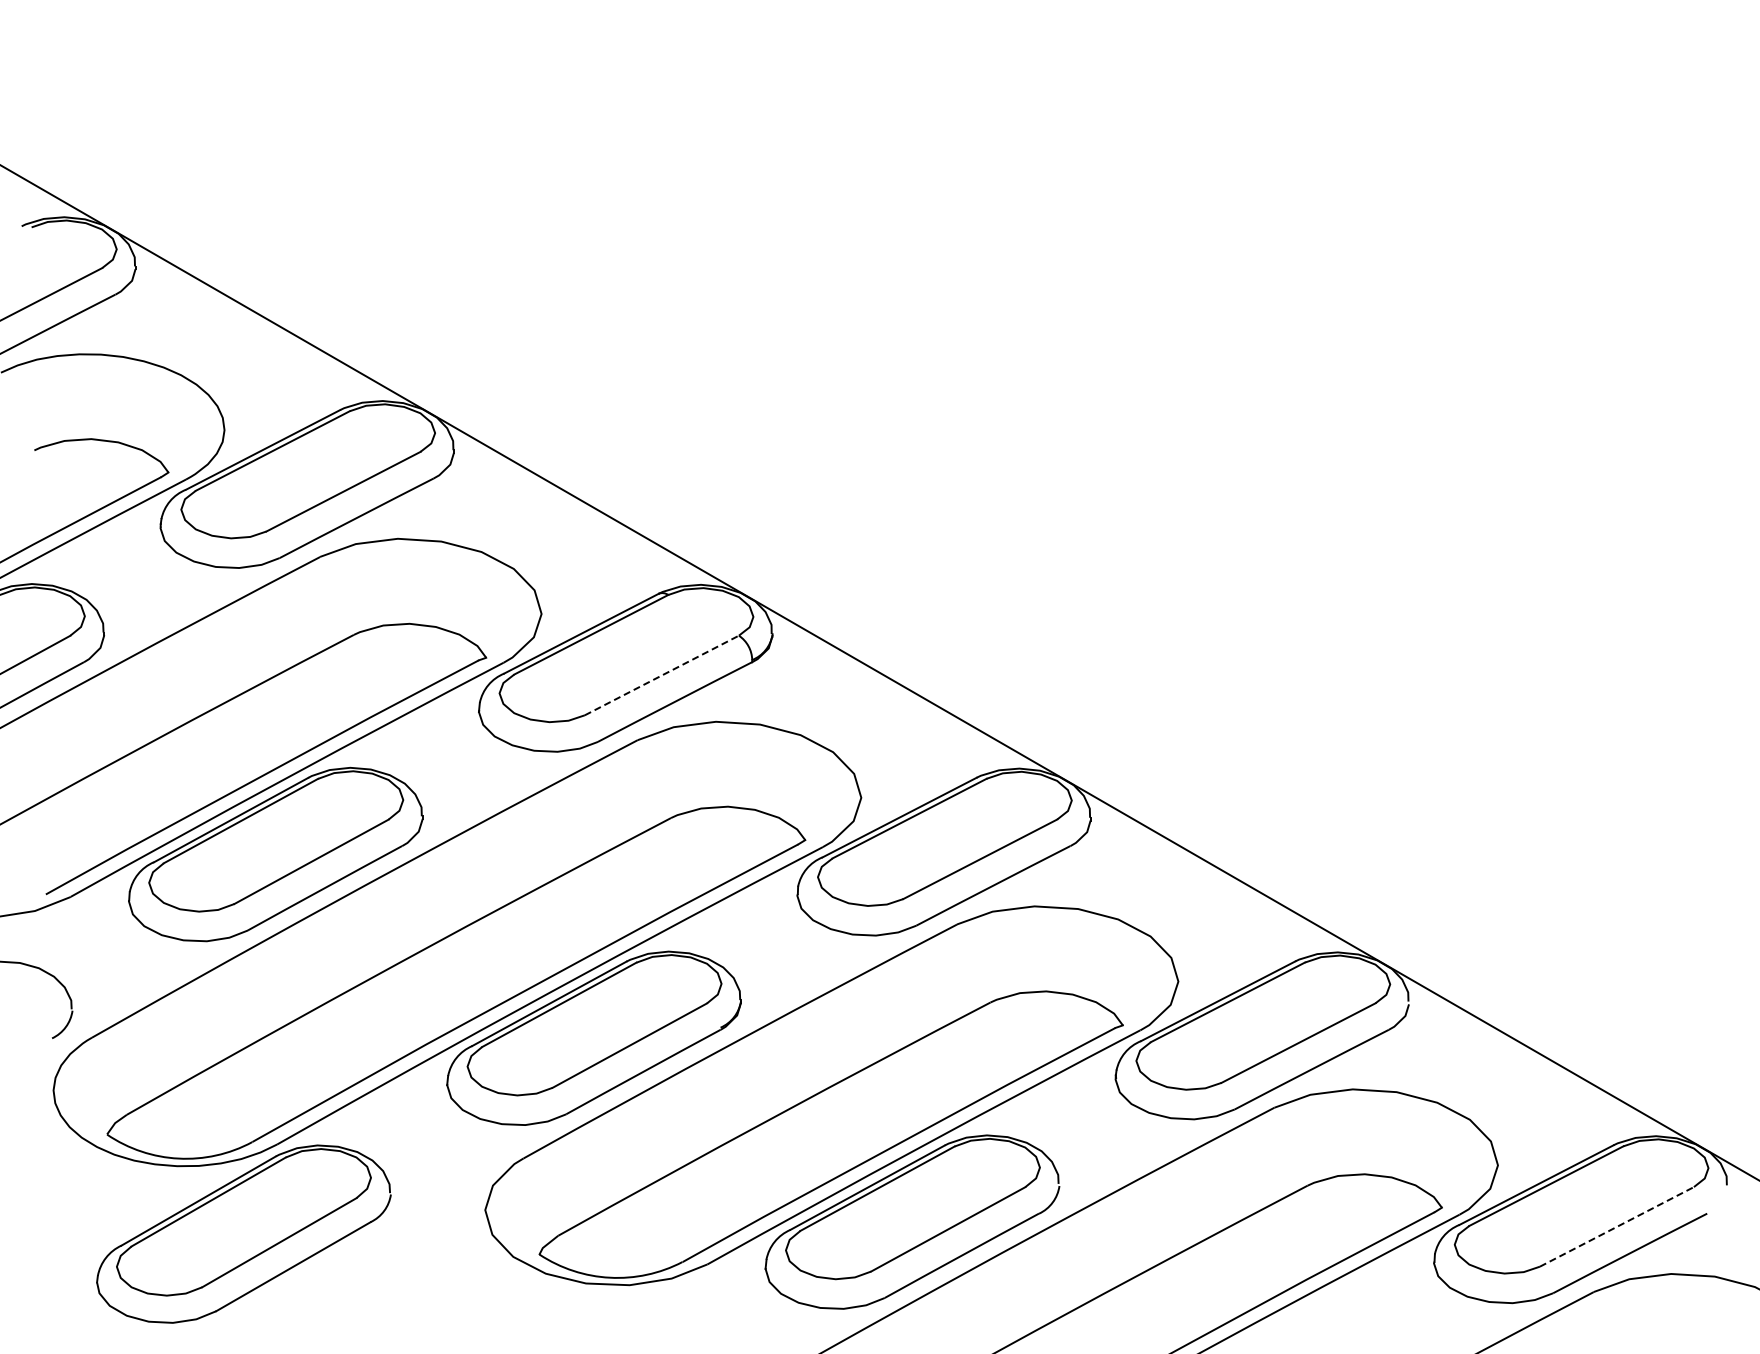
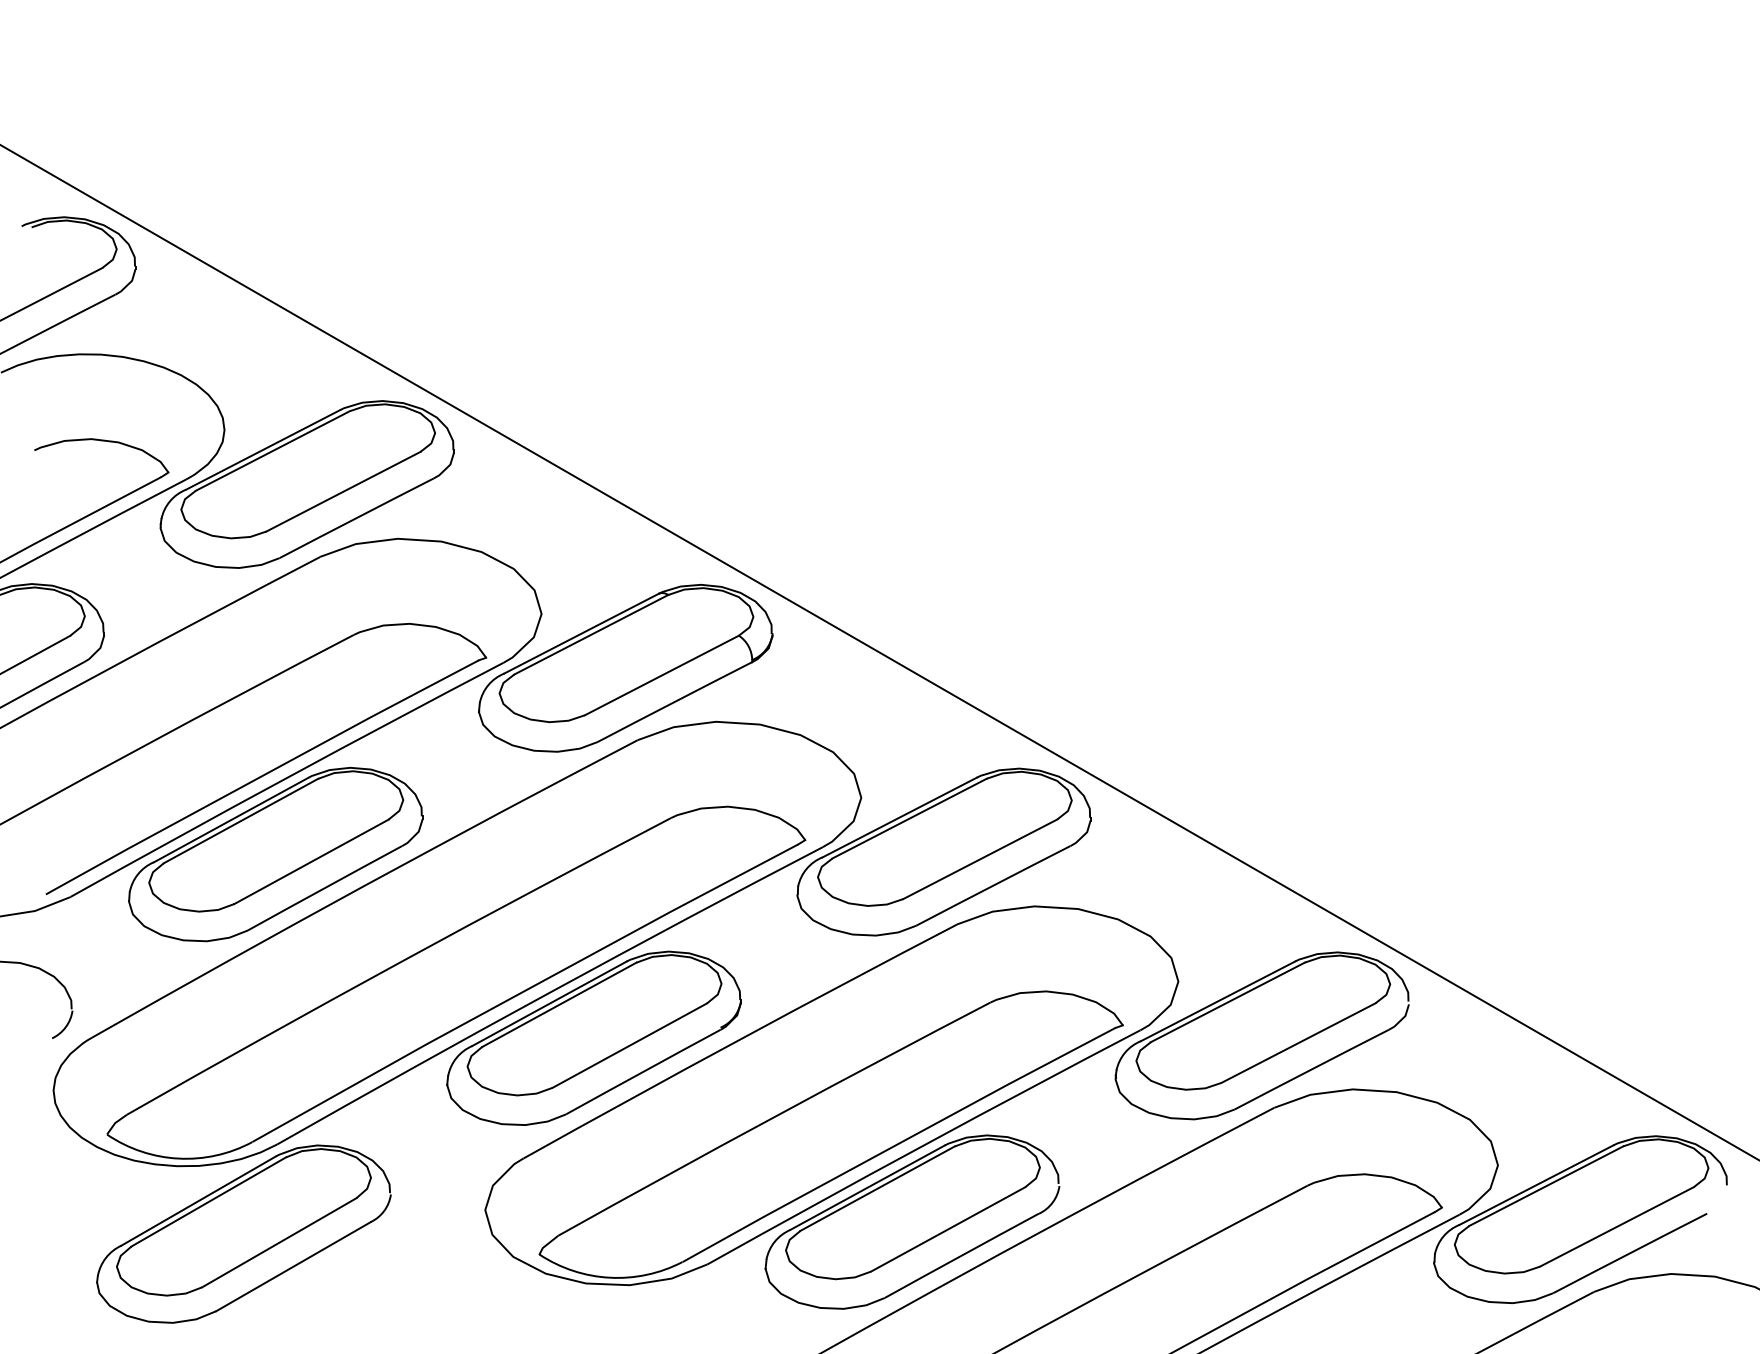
line position: (879, 672) -> (879, 652) (879, 652)
line: dashed -> solid (661, 675)
line: dashed -> solid (1616, 1226)
